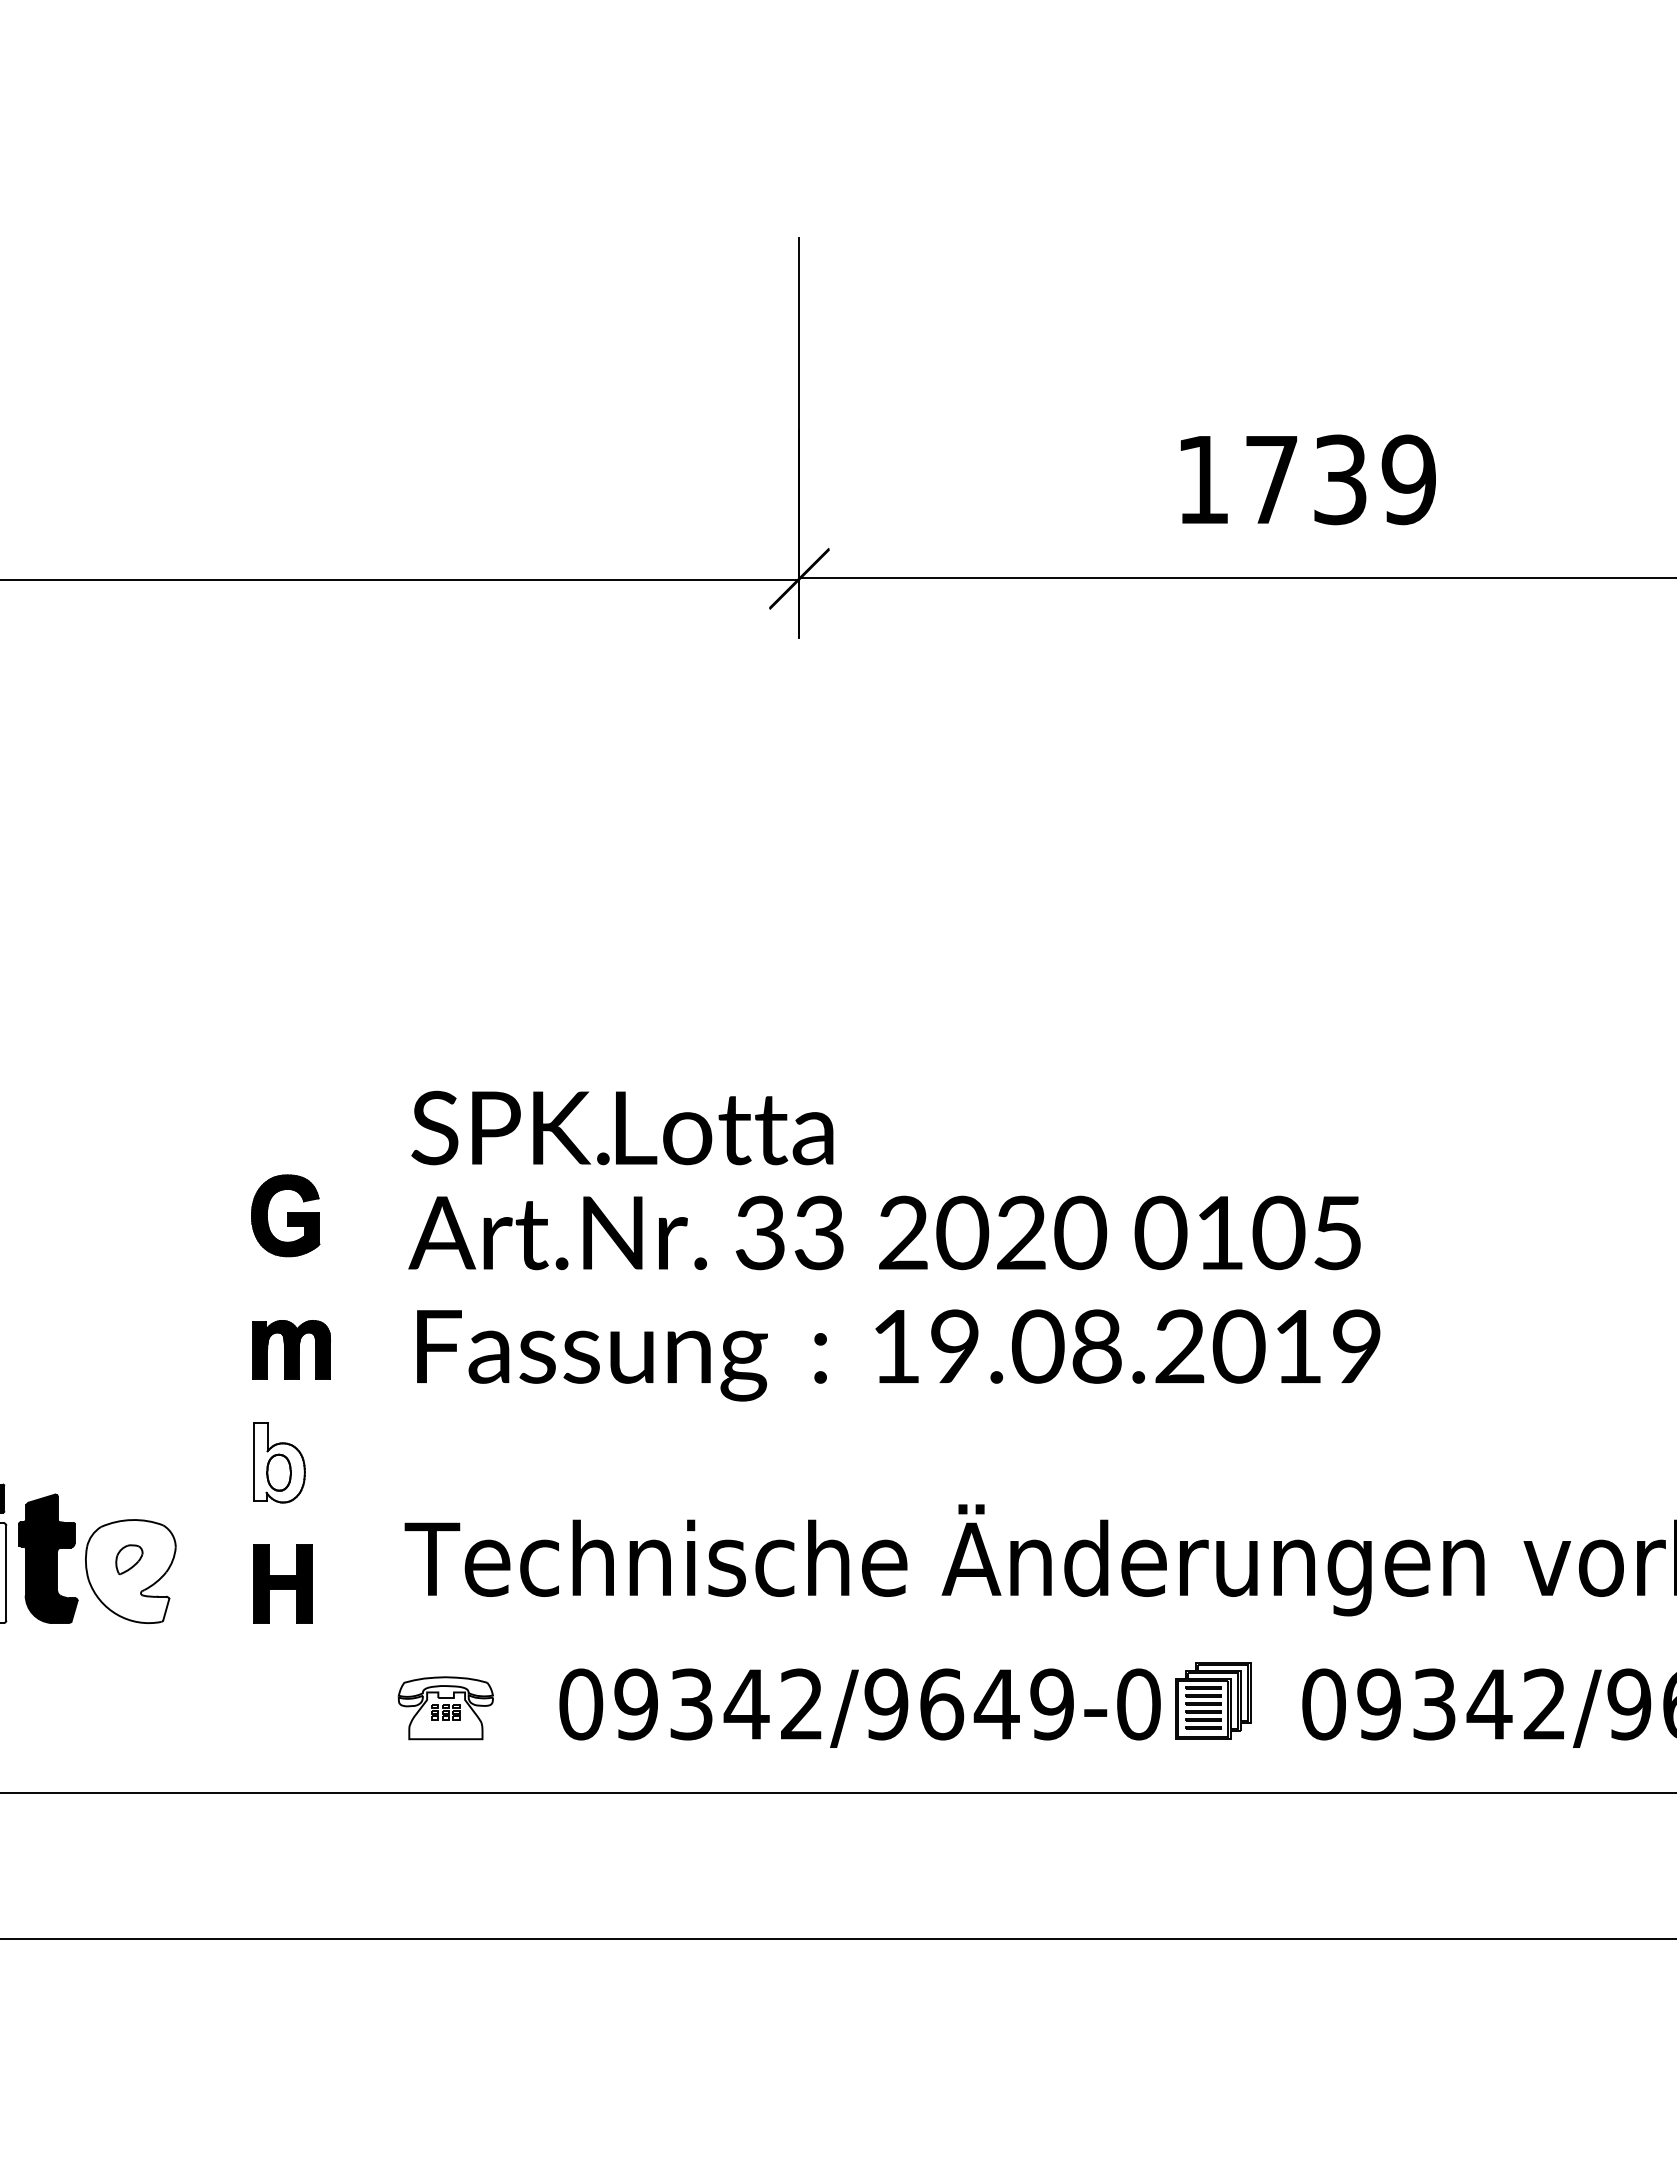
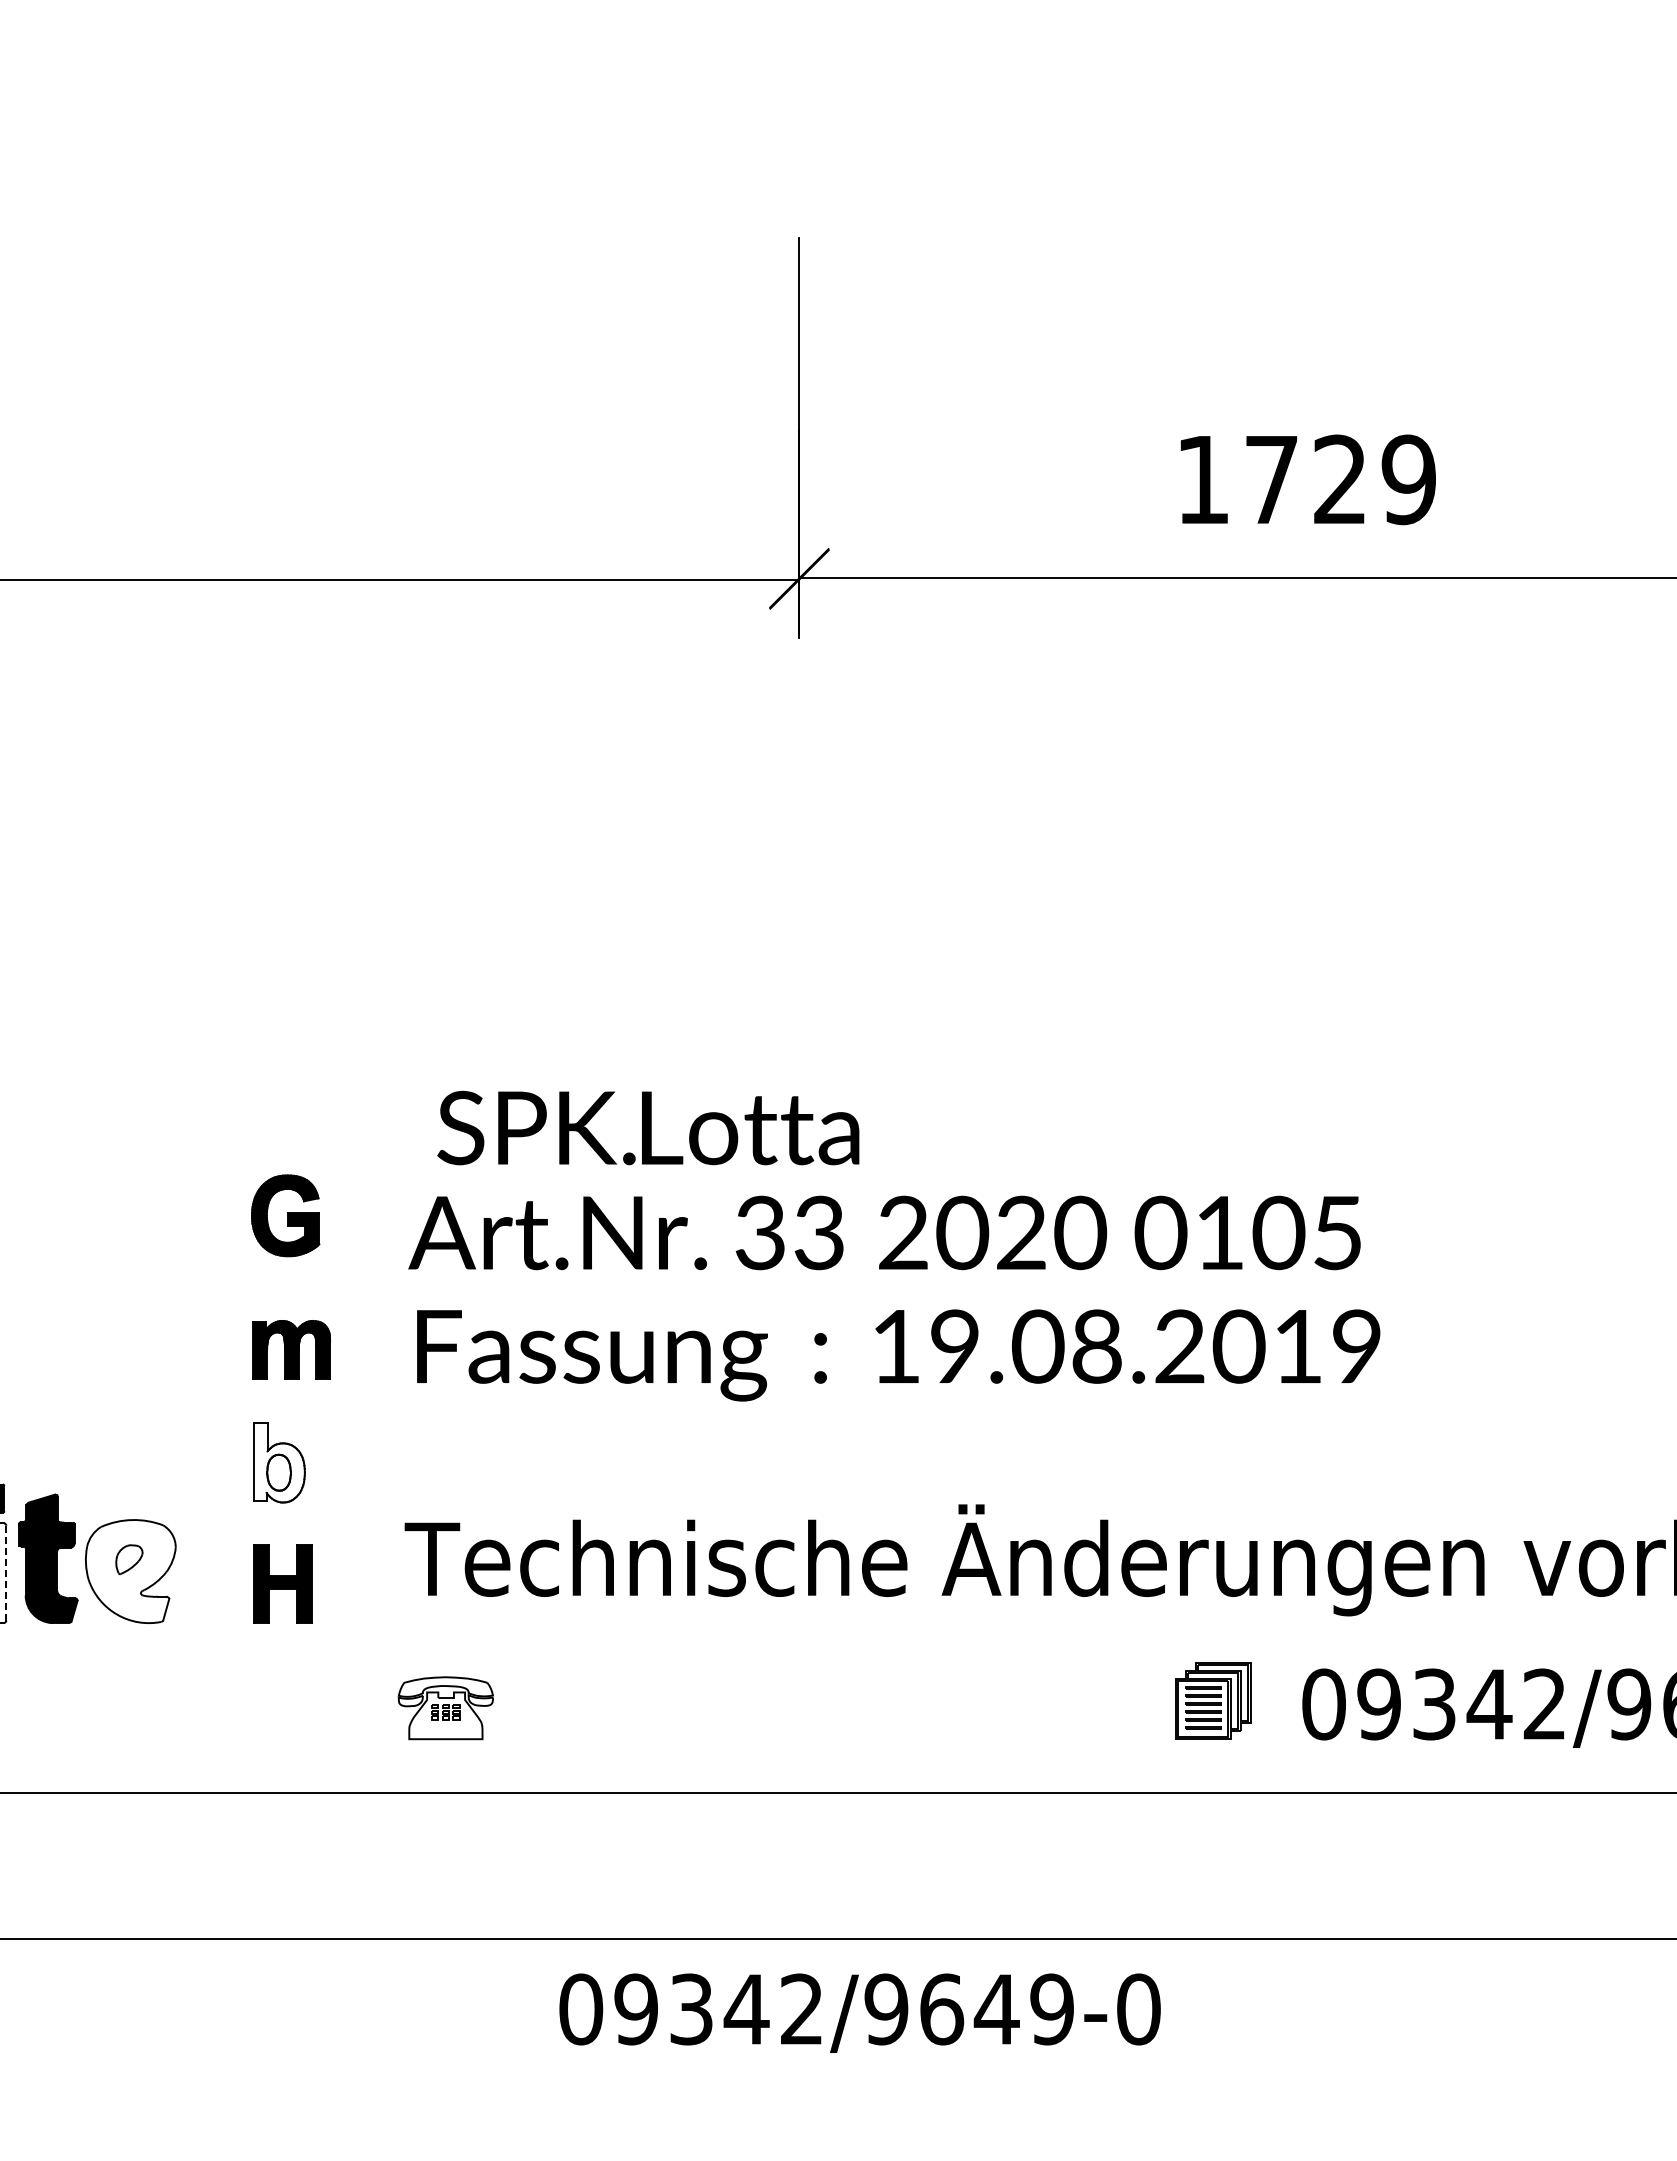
text: 1739 -> 1729 (1340, 479)
text position: (622, 1127) -> (648, 1127) (648, 1127)
line: solid -> dashed (6, 1572)
text position: (859, 1707) -> (859, 2012) (859, 2012)
